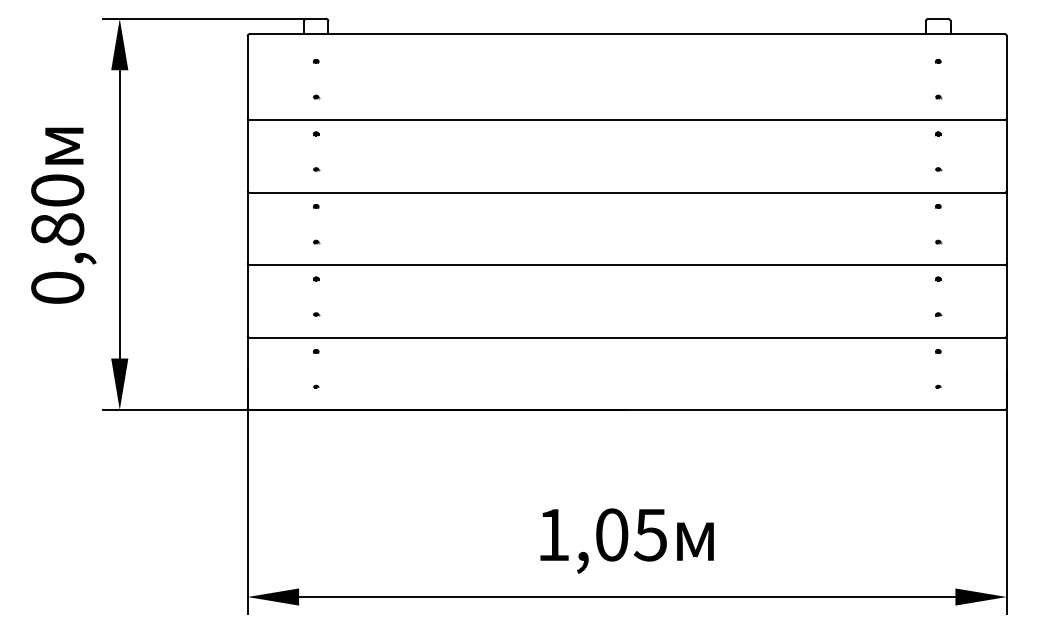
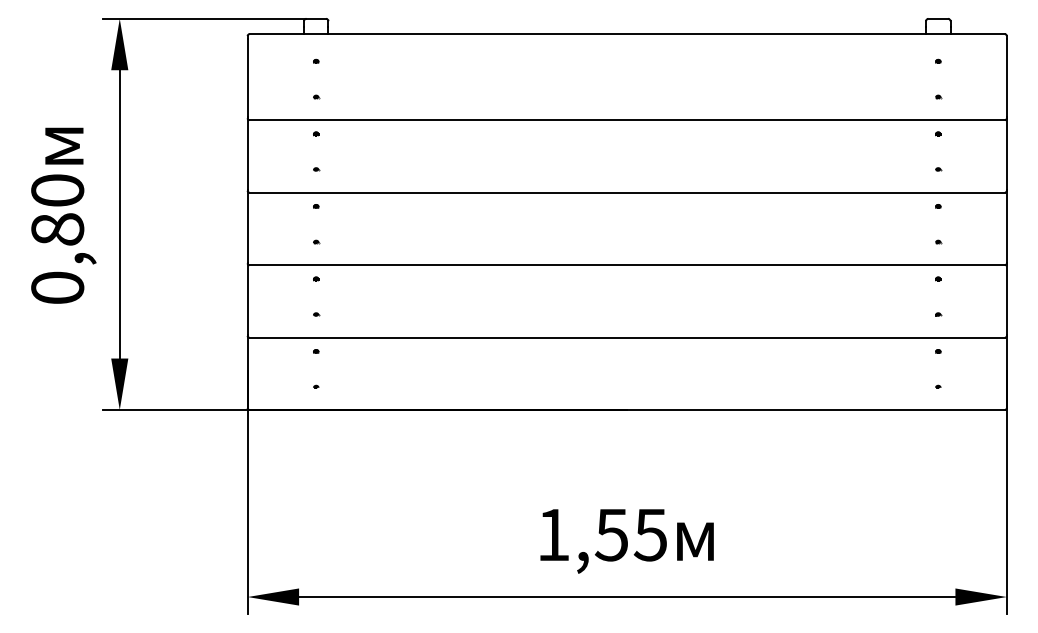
text: 1,05 -> 1,55 (611, 534)
